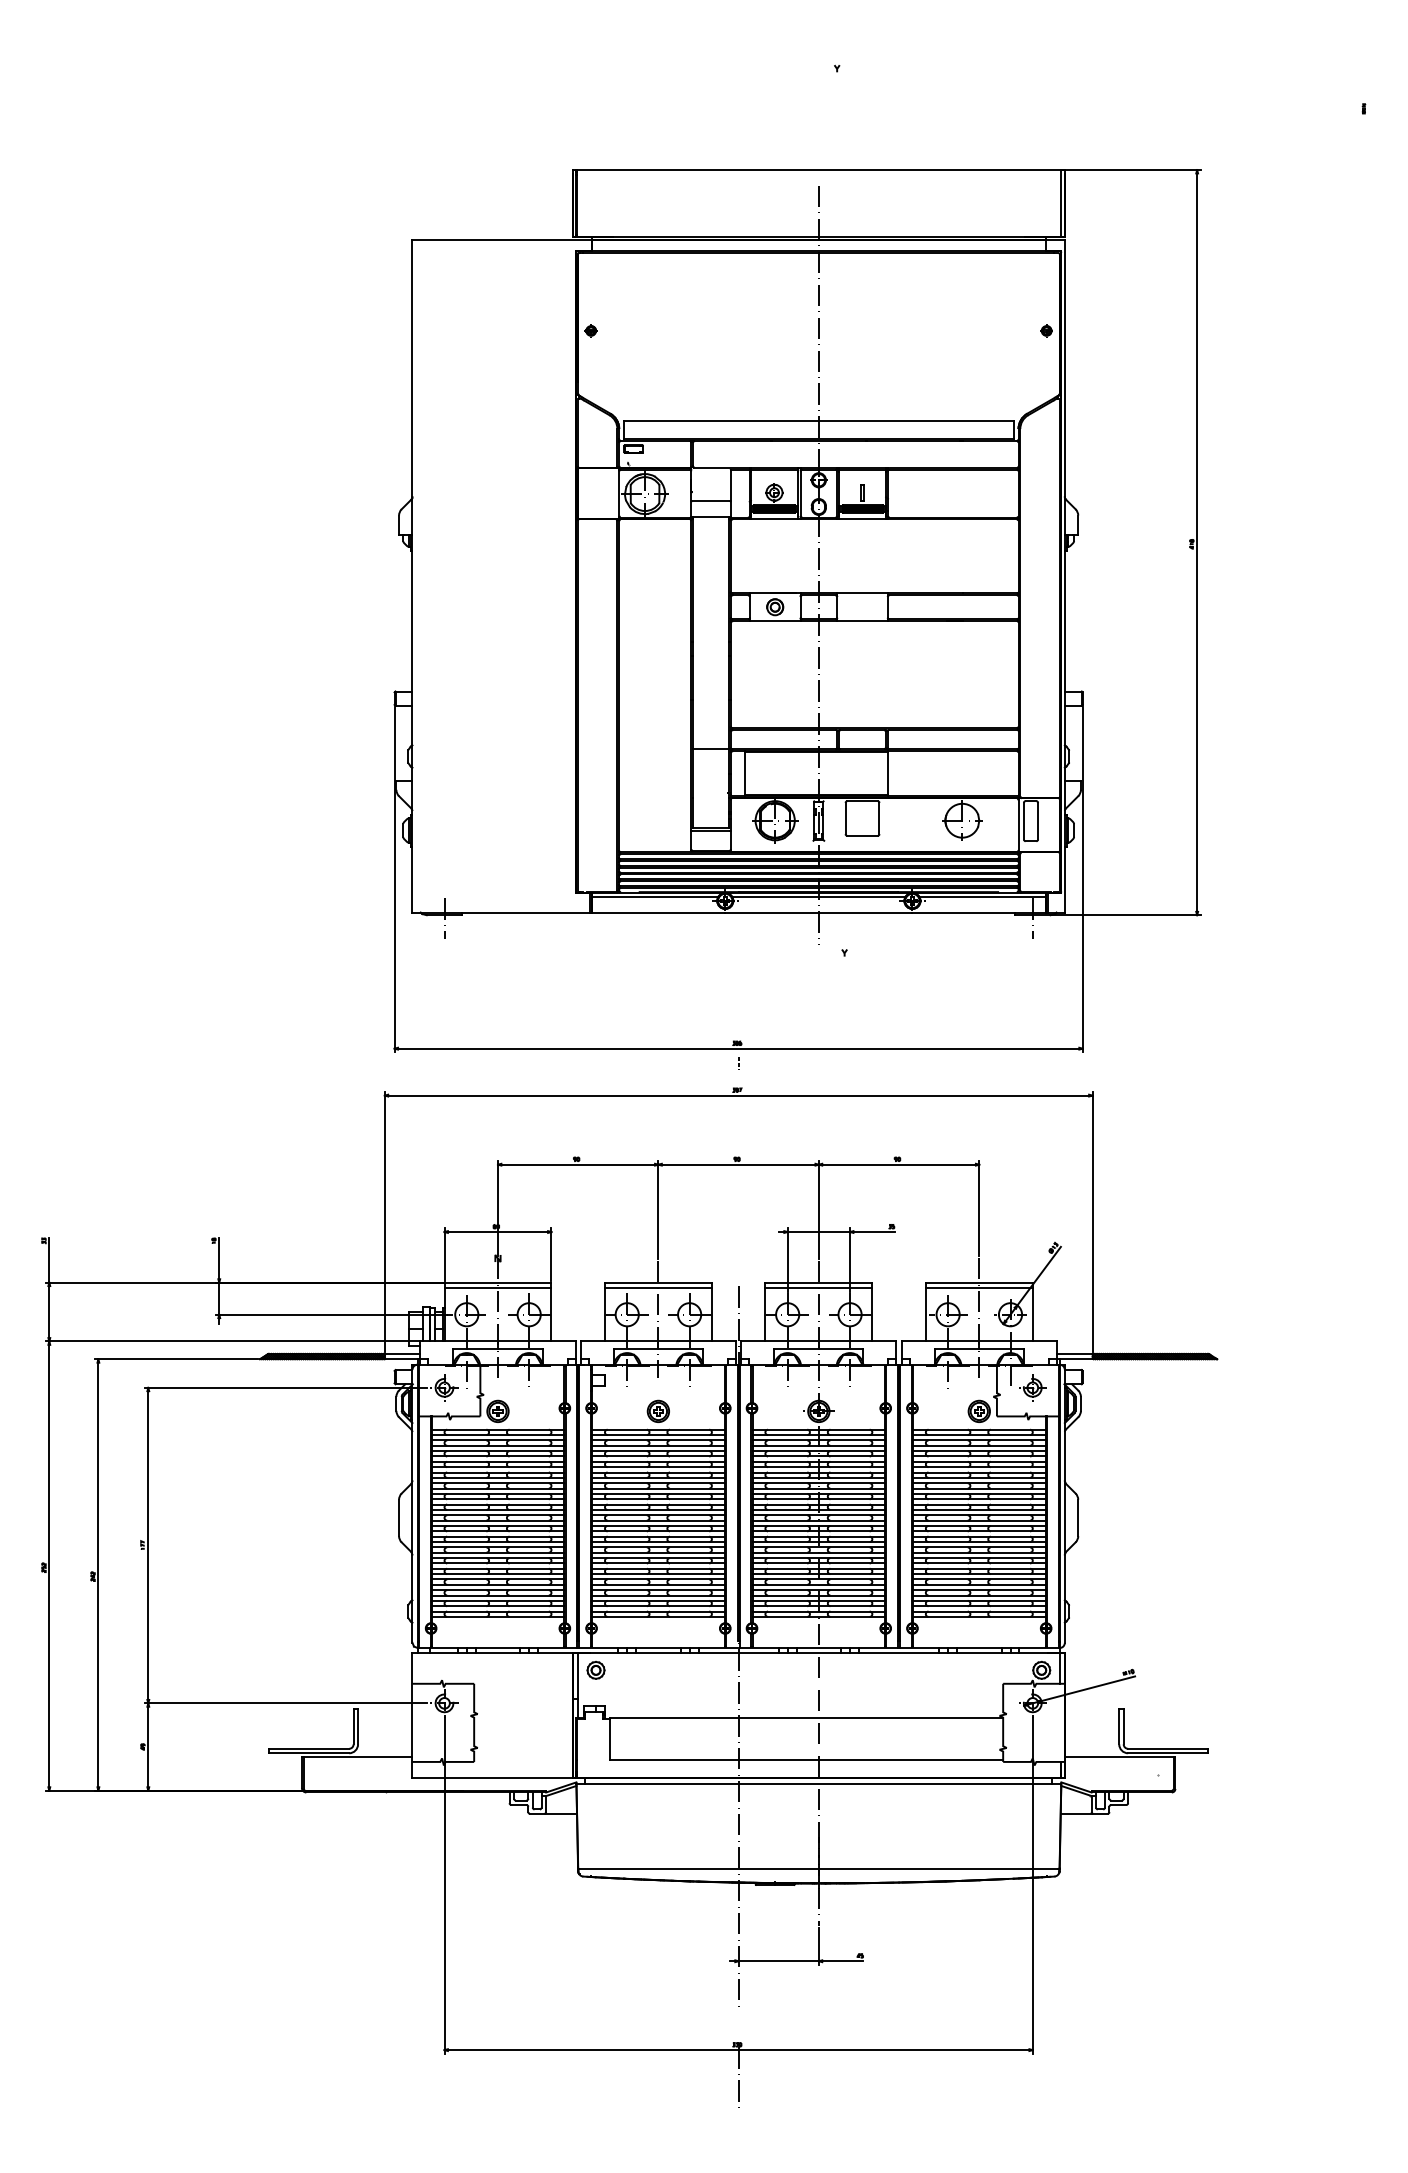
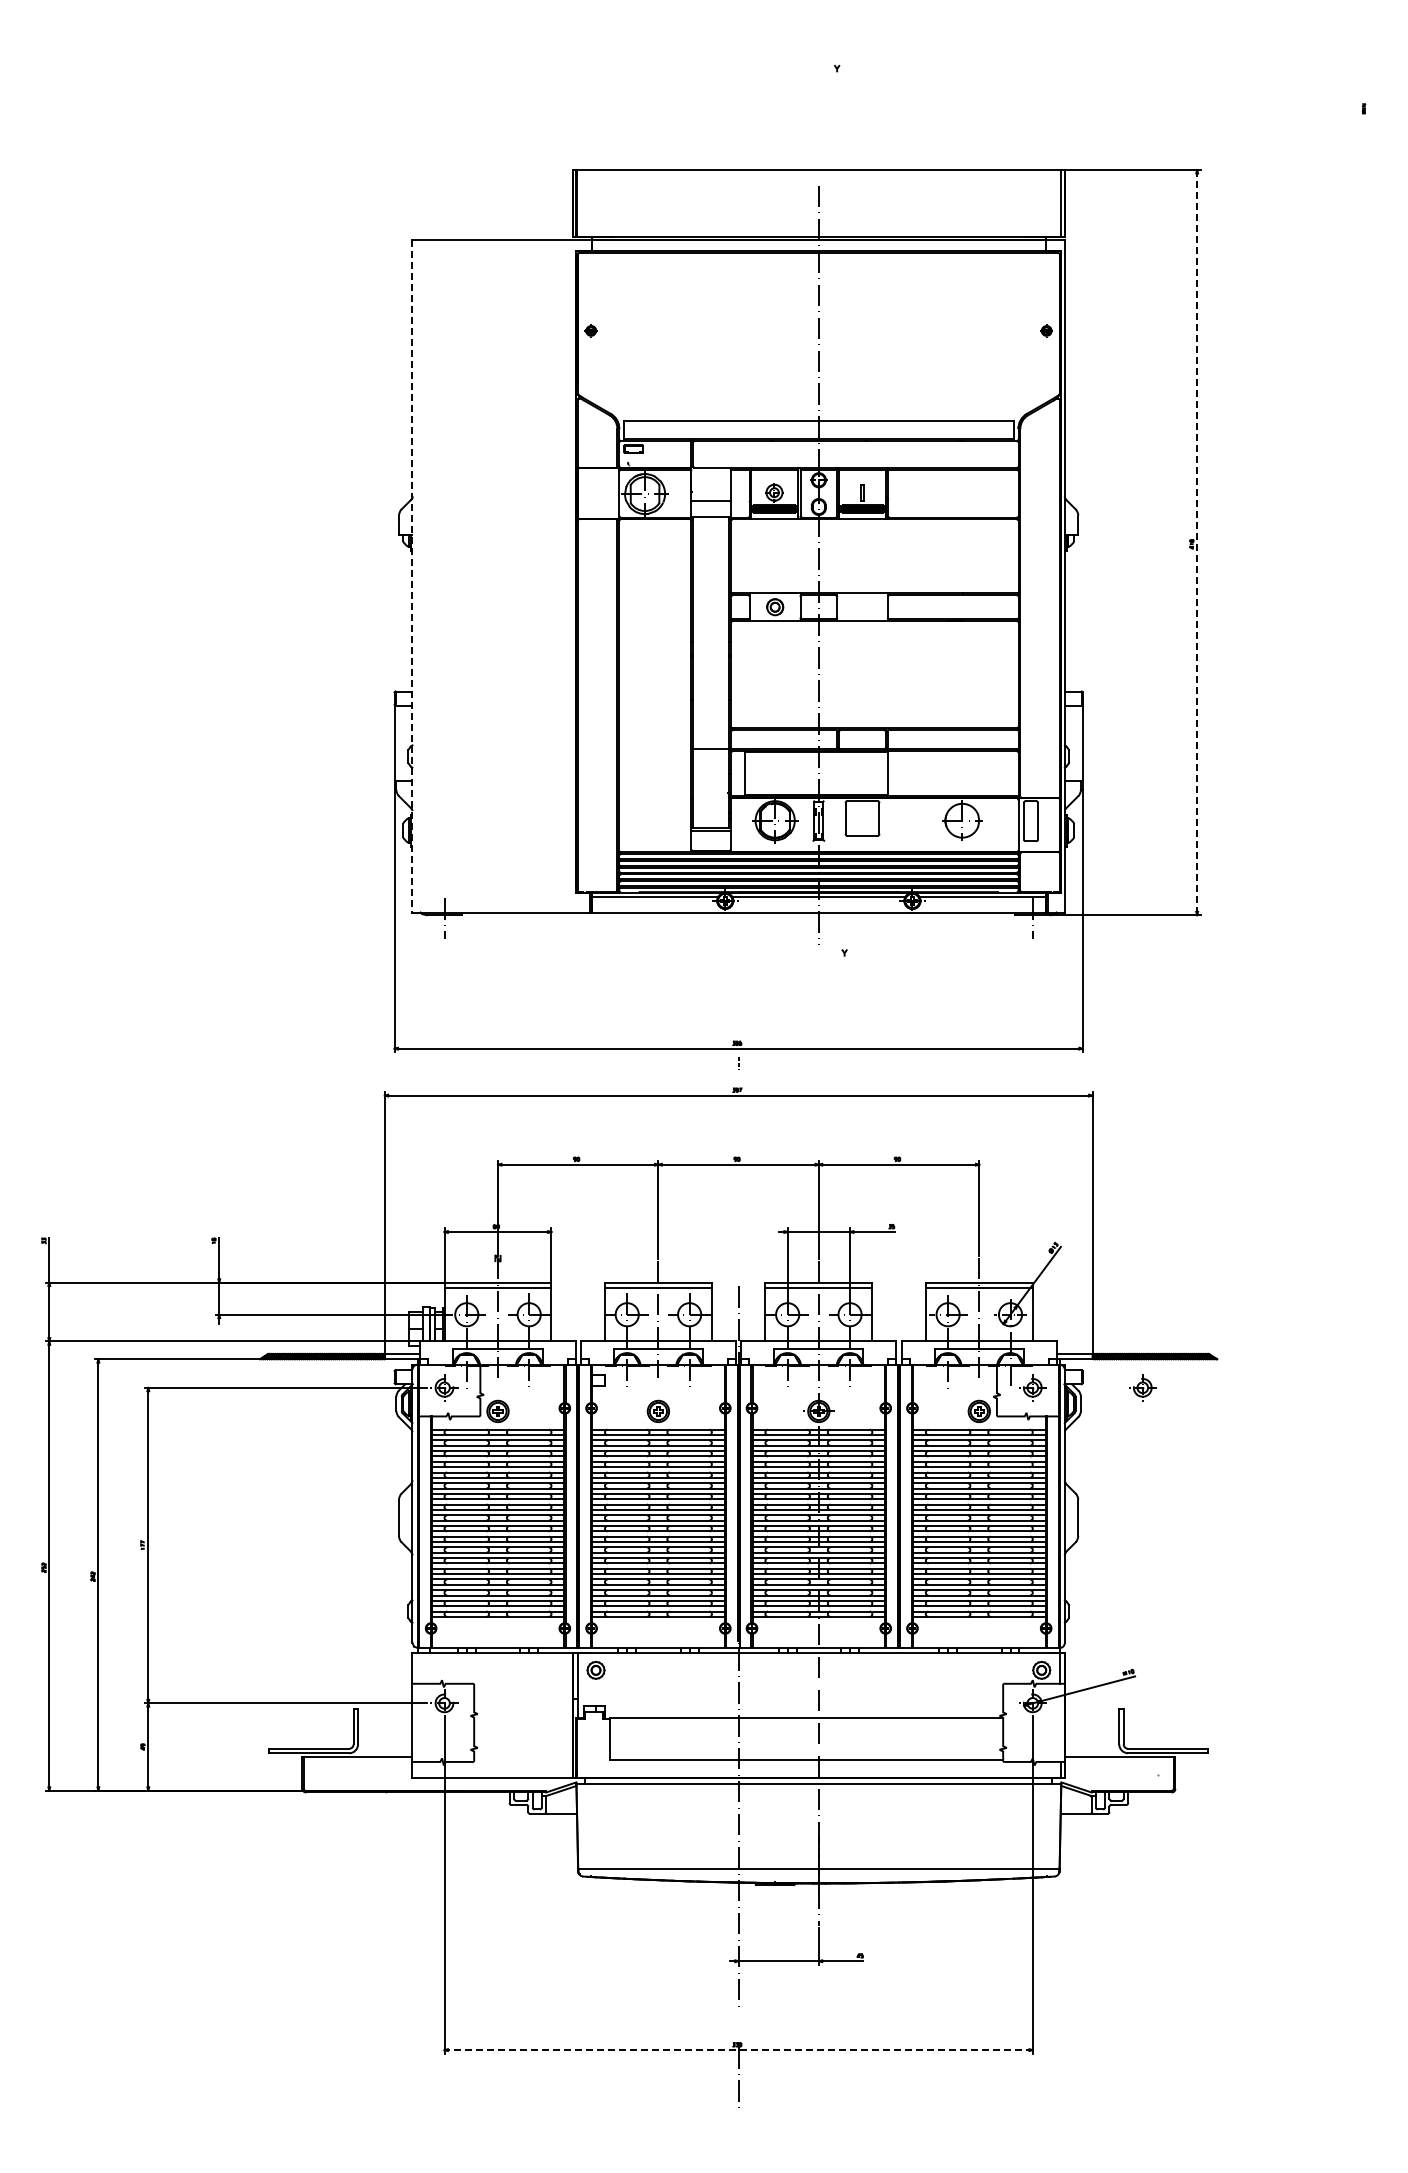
line: solid -> dashed (1197, 542)
line: solid -> dashed (412, 576)
part: none -> present (1142, 1387)
line: solid -> dashed (738, 2050)
